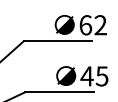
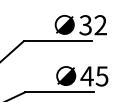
text: 62 -> 32 (85, 25)
